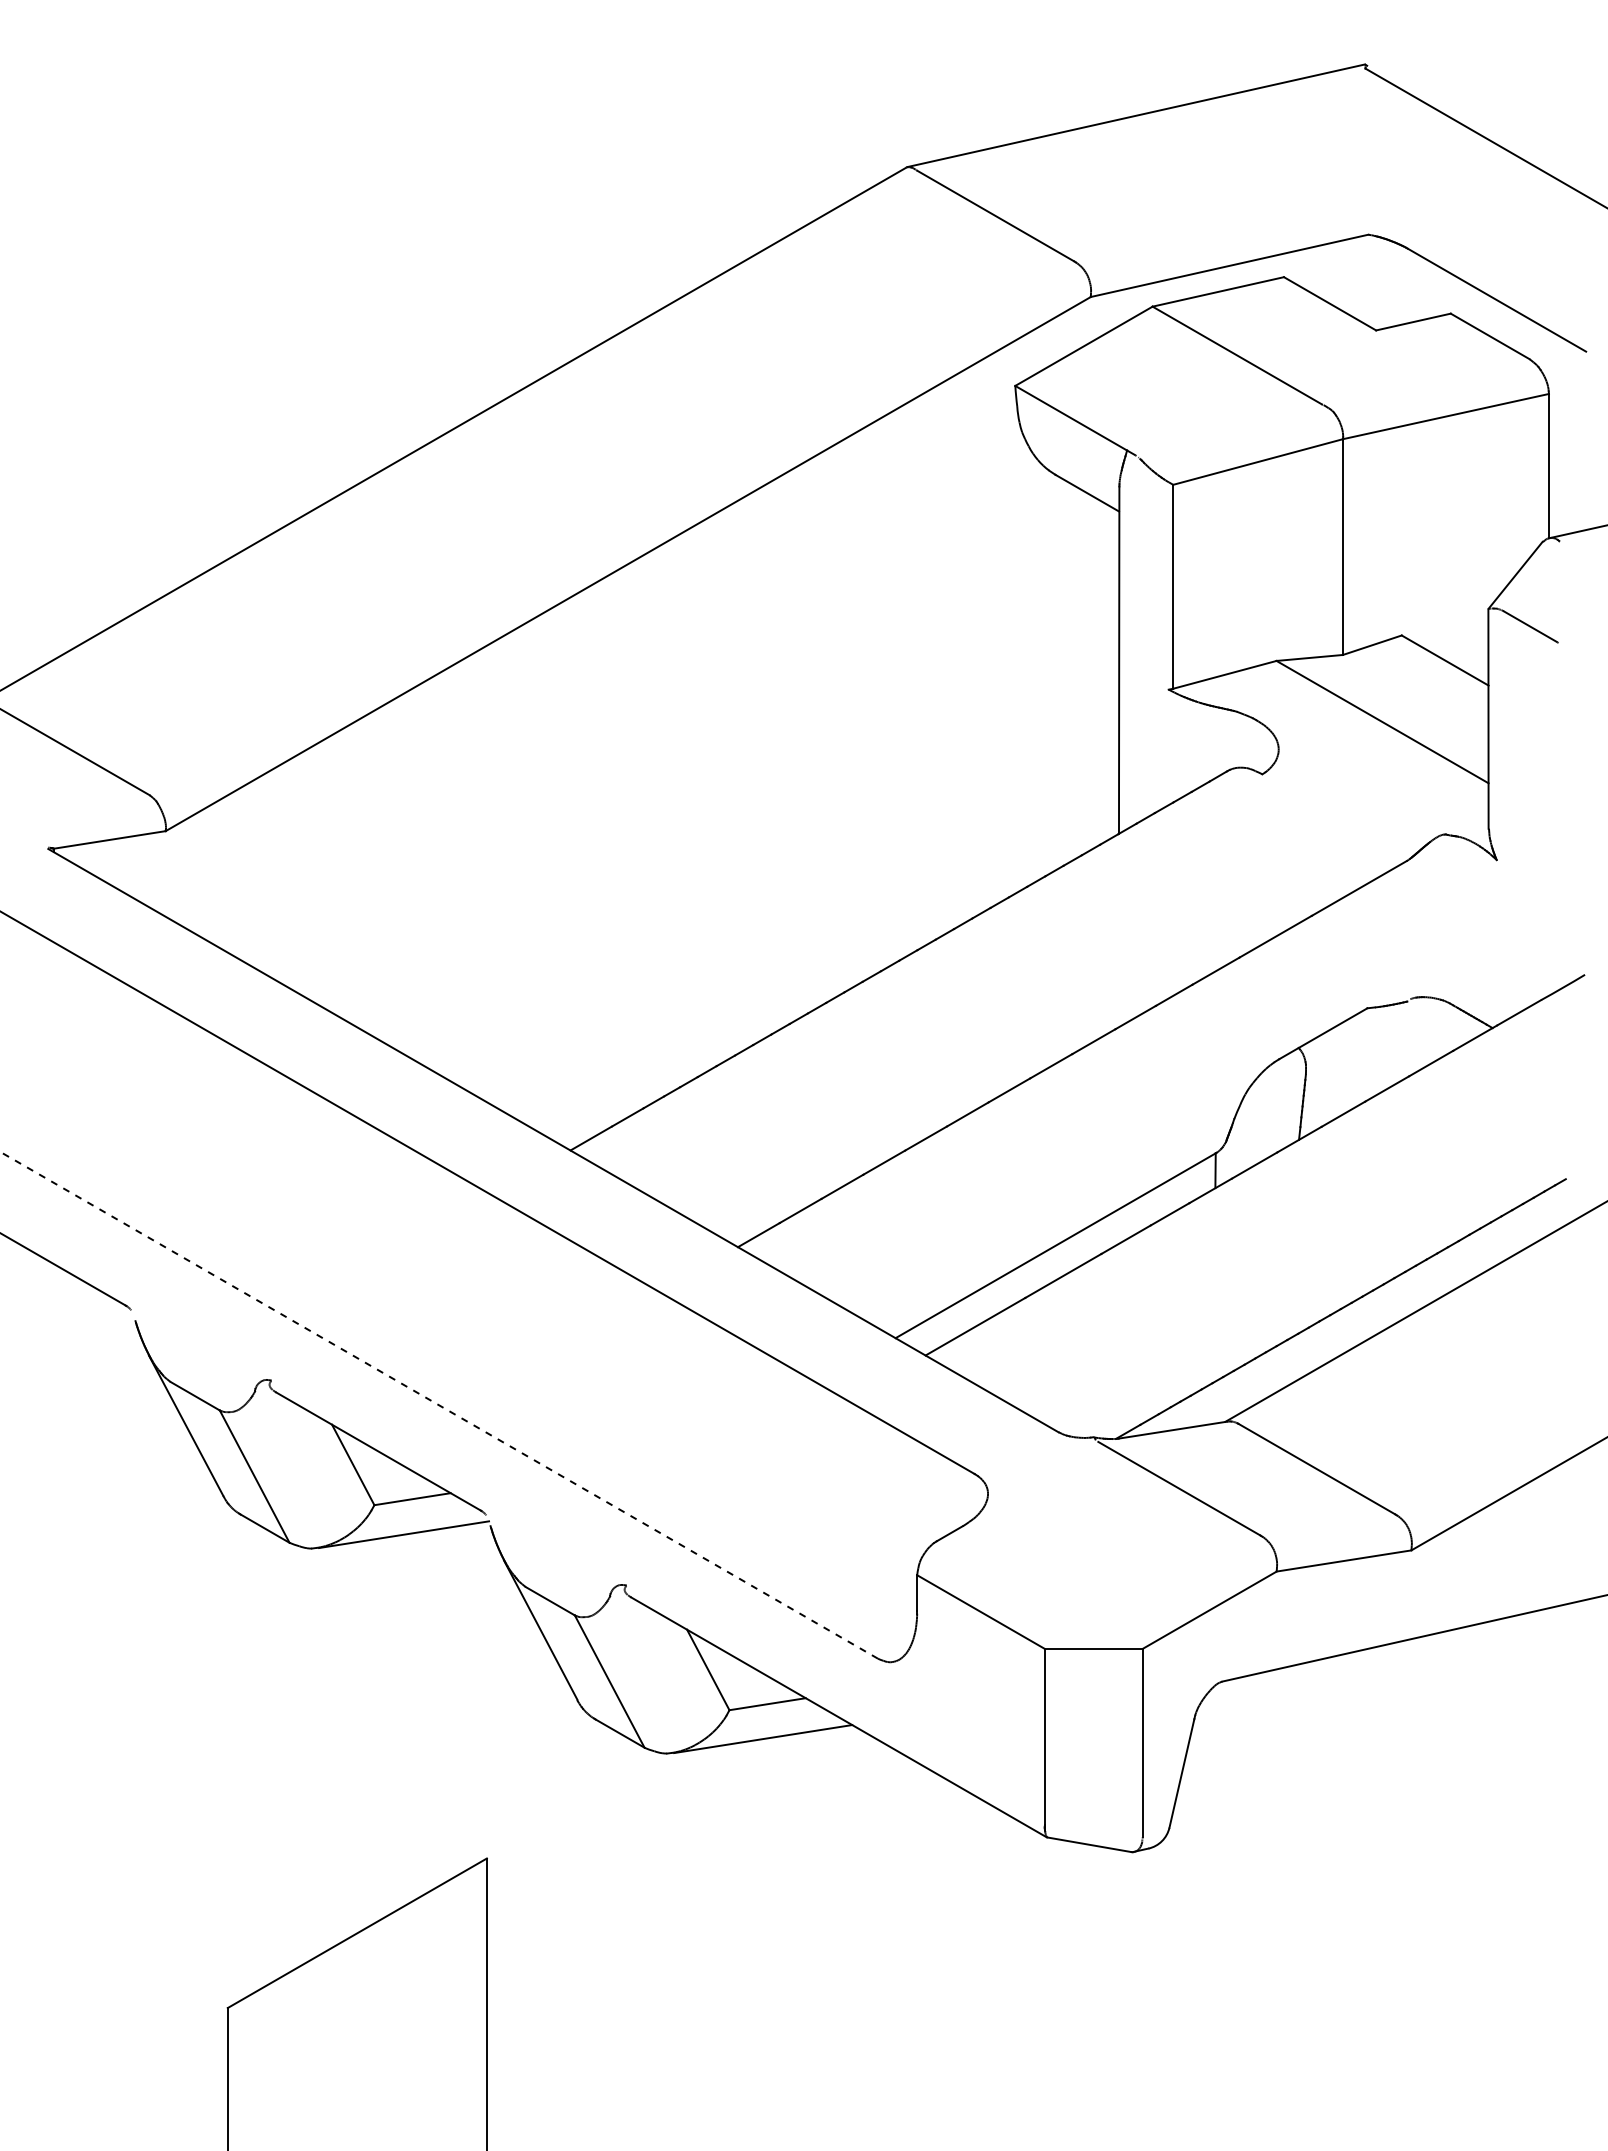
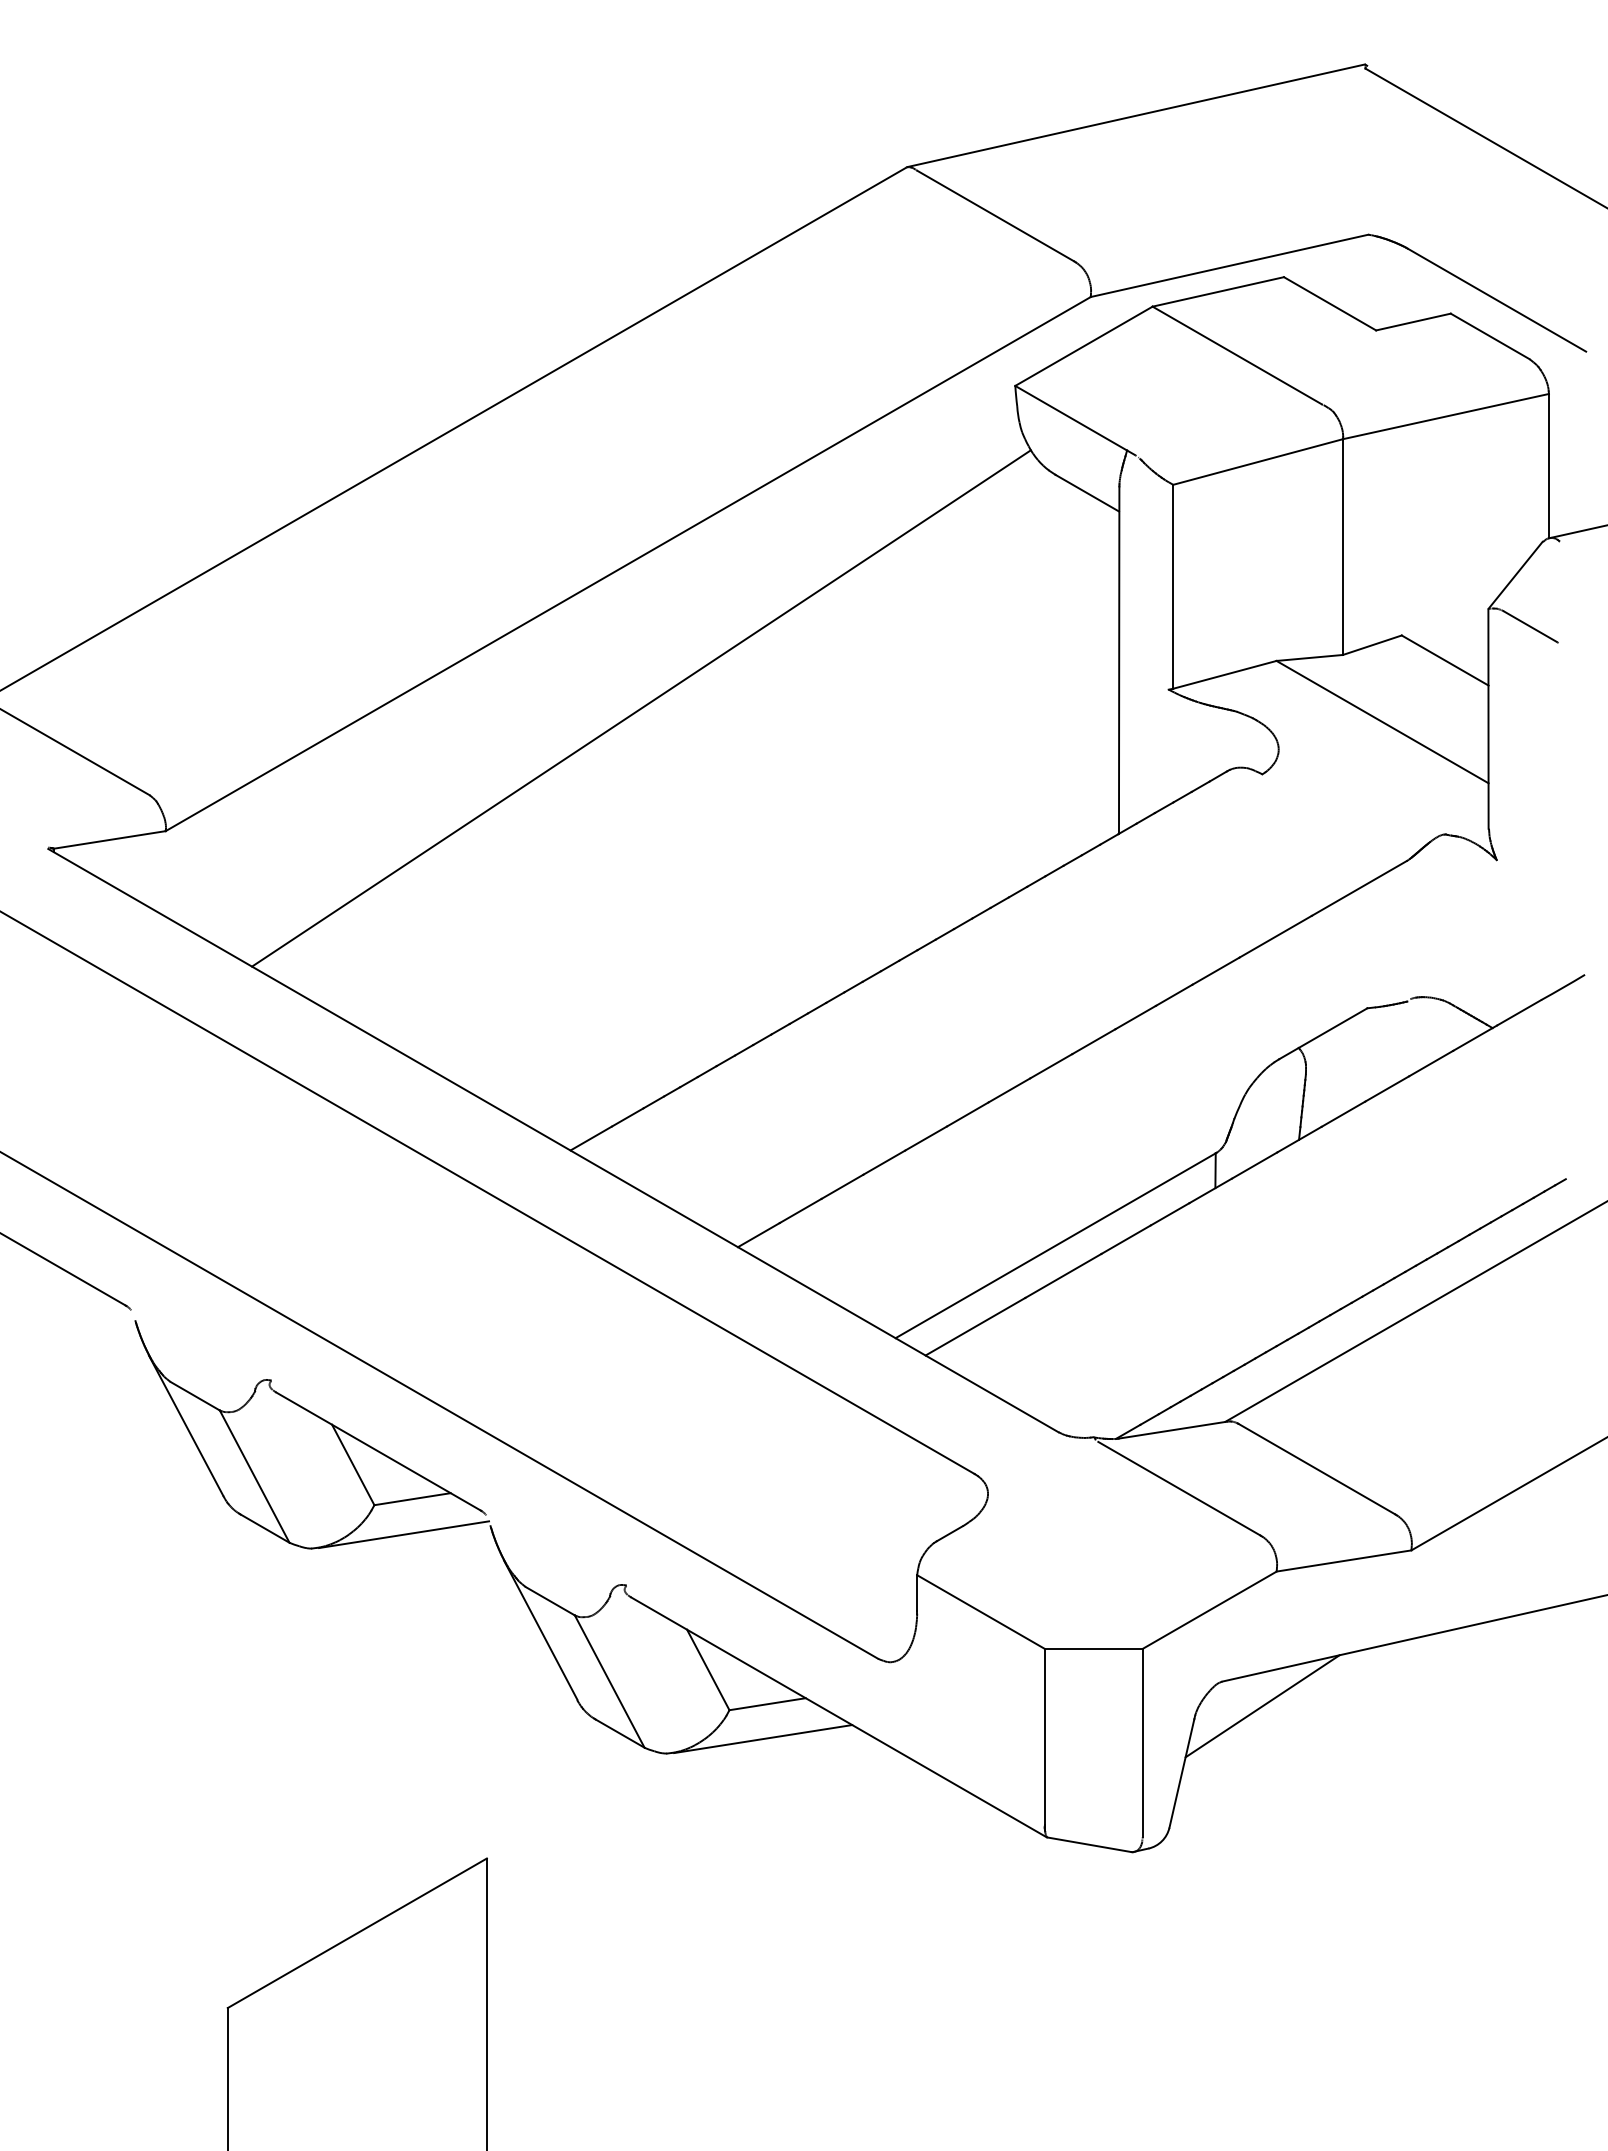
line: none -> present (641, 708)
line: dashed -> solid (439, 1405)
line: none -> present (1262, 1706)
